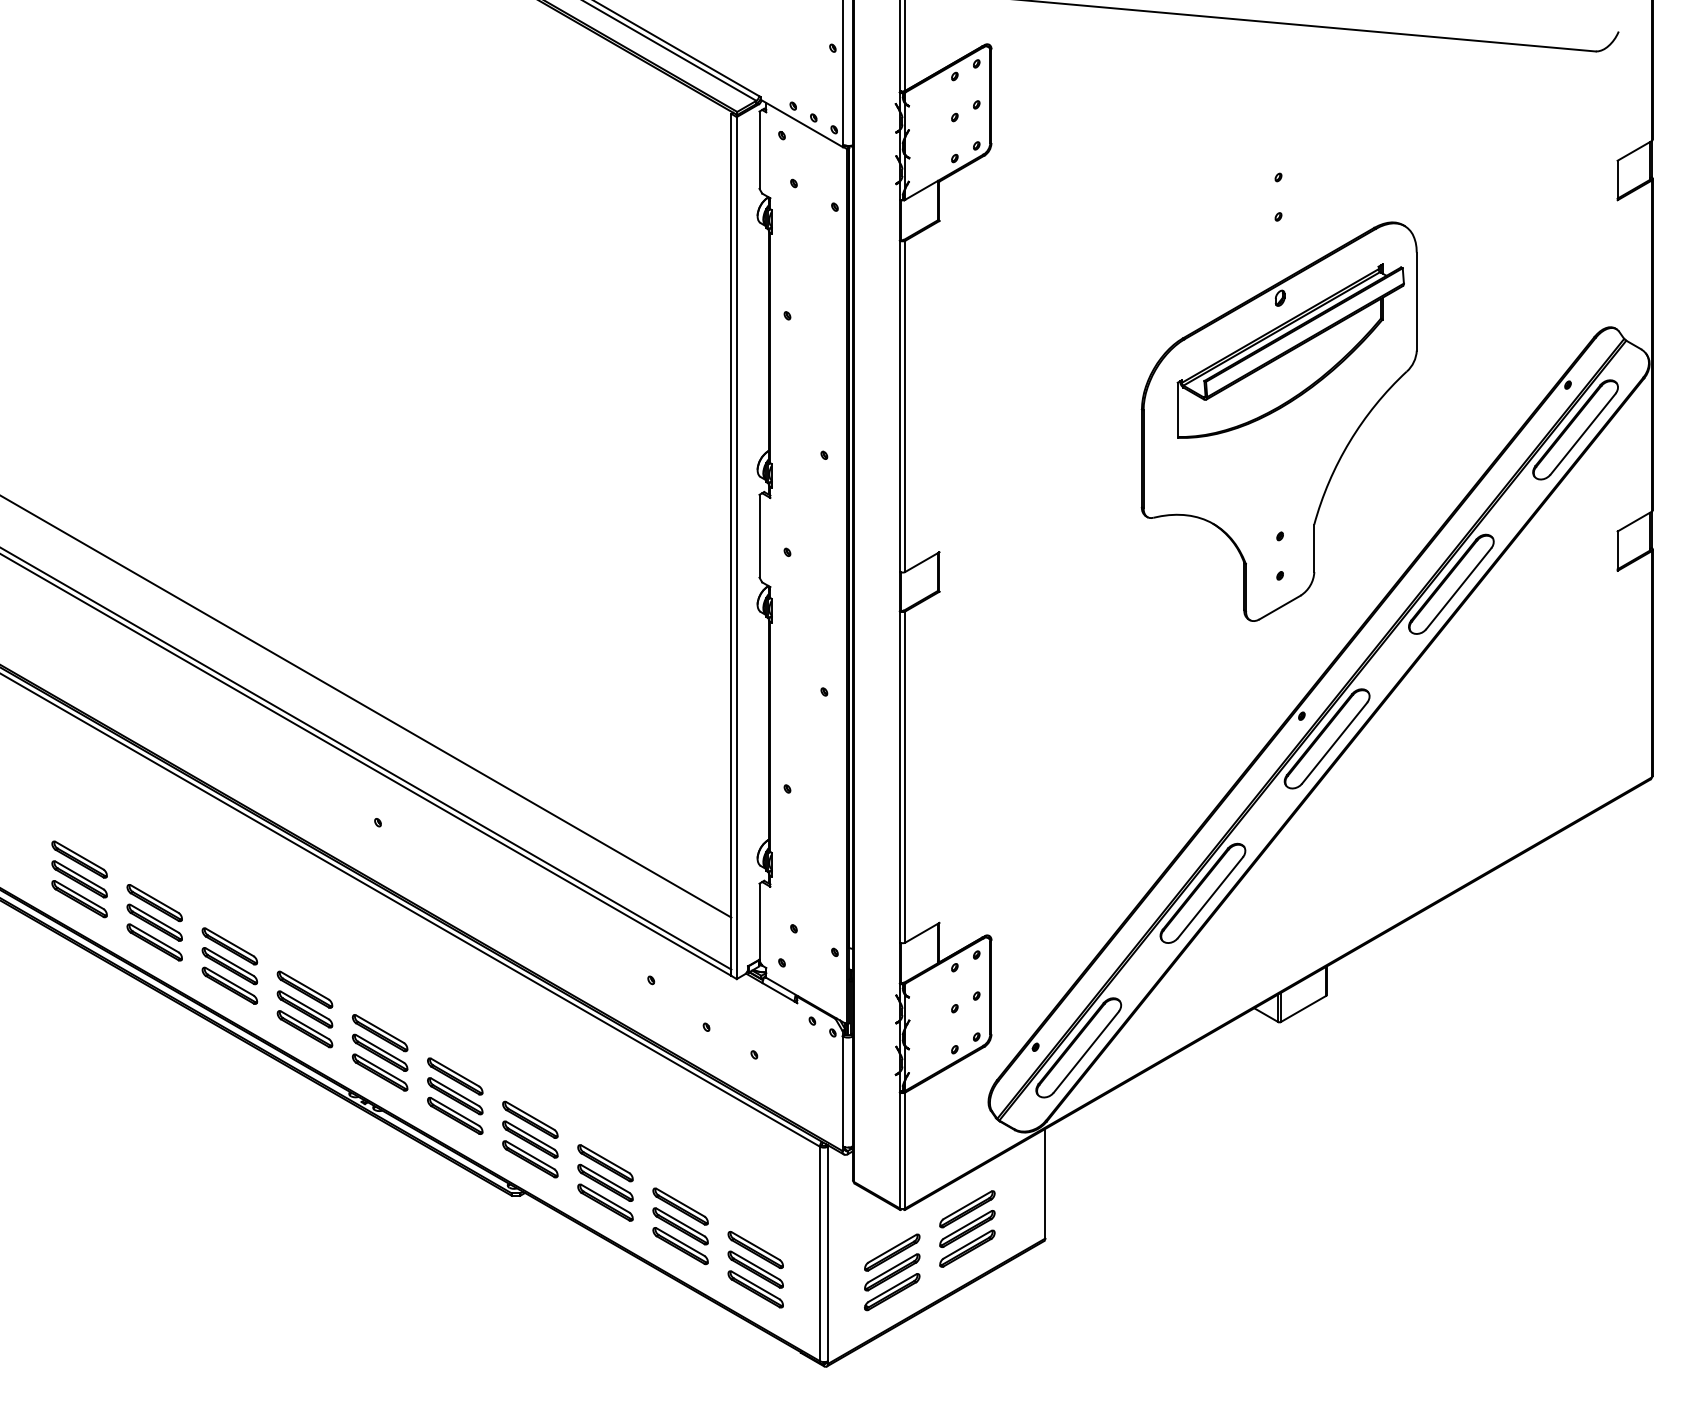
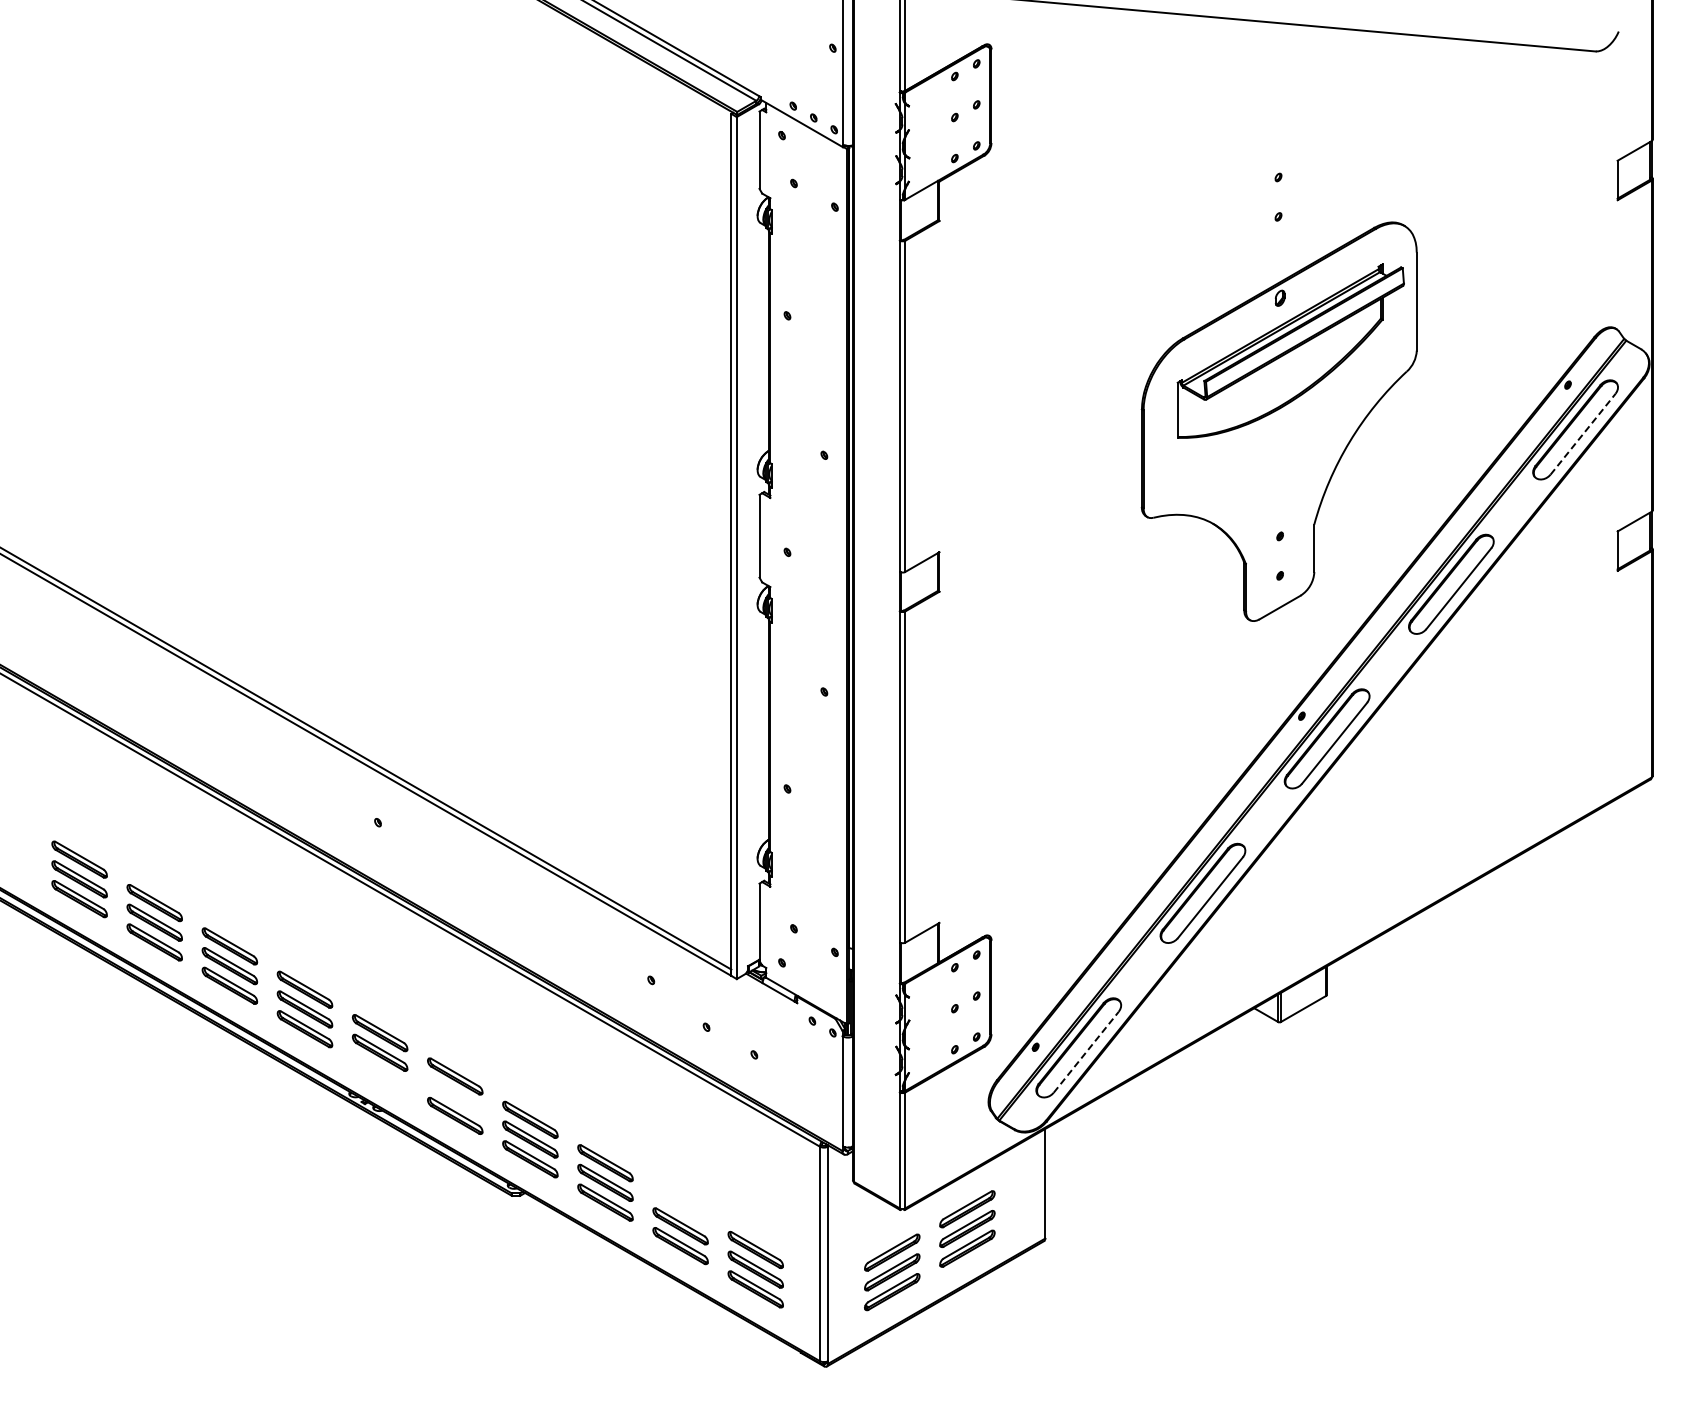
line: solid -> dashed (1583, 434)
line: present -> none (366, 706)
line: solid -> dashed (1086, 1052)
part: present -> none (380, 1072)
part: present -> none (455, 1096)
part: present -> none (680, 1206)
